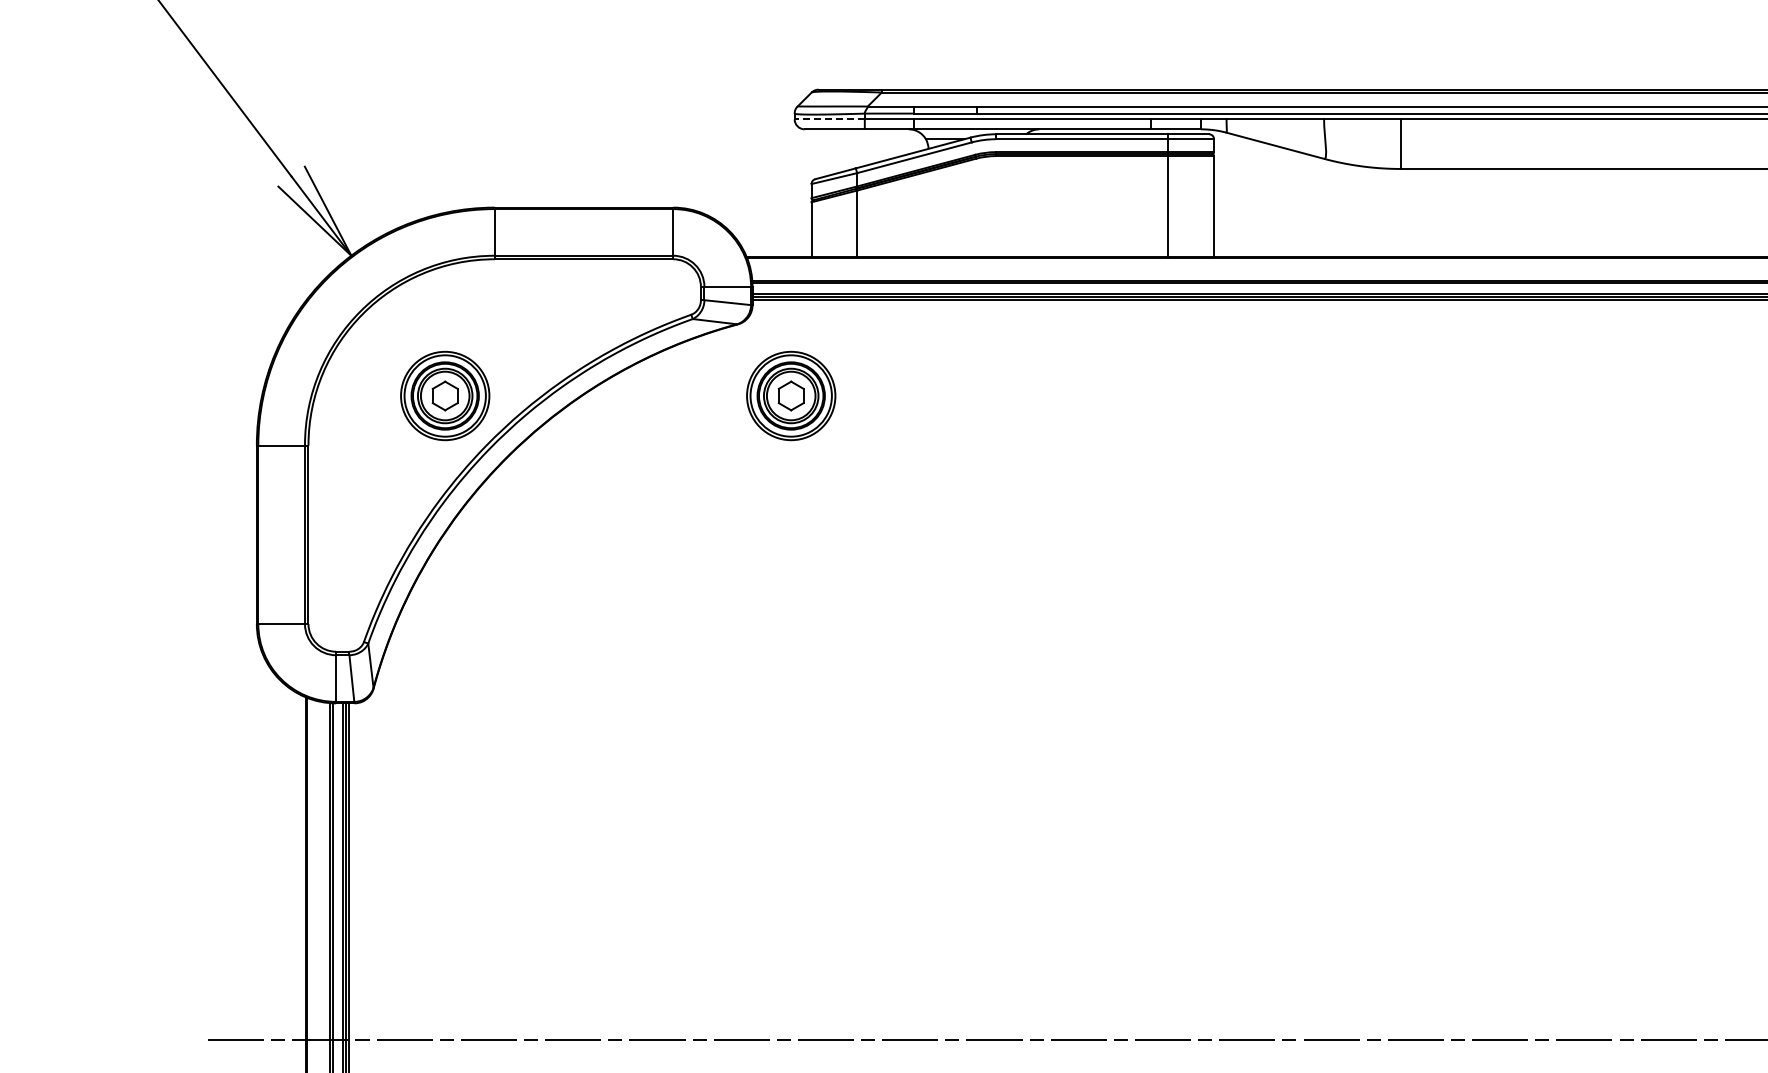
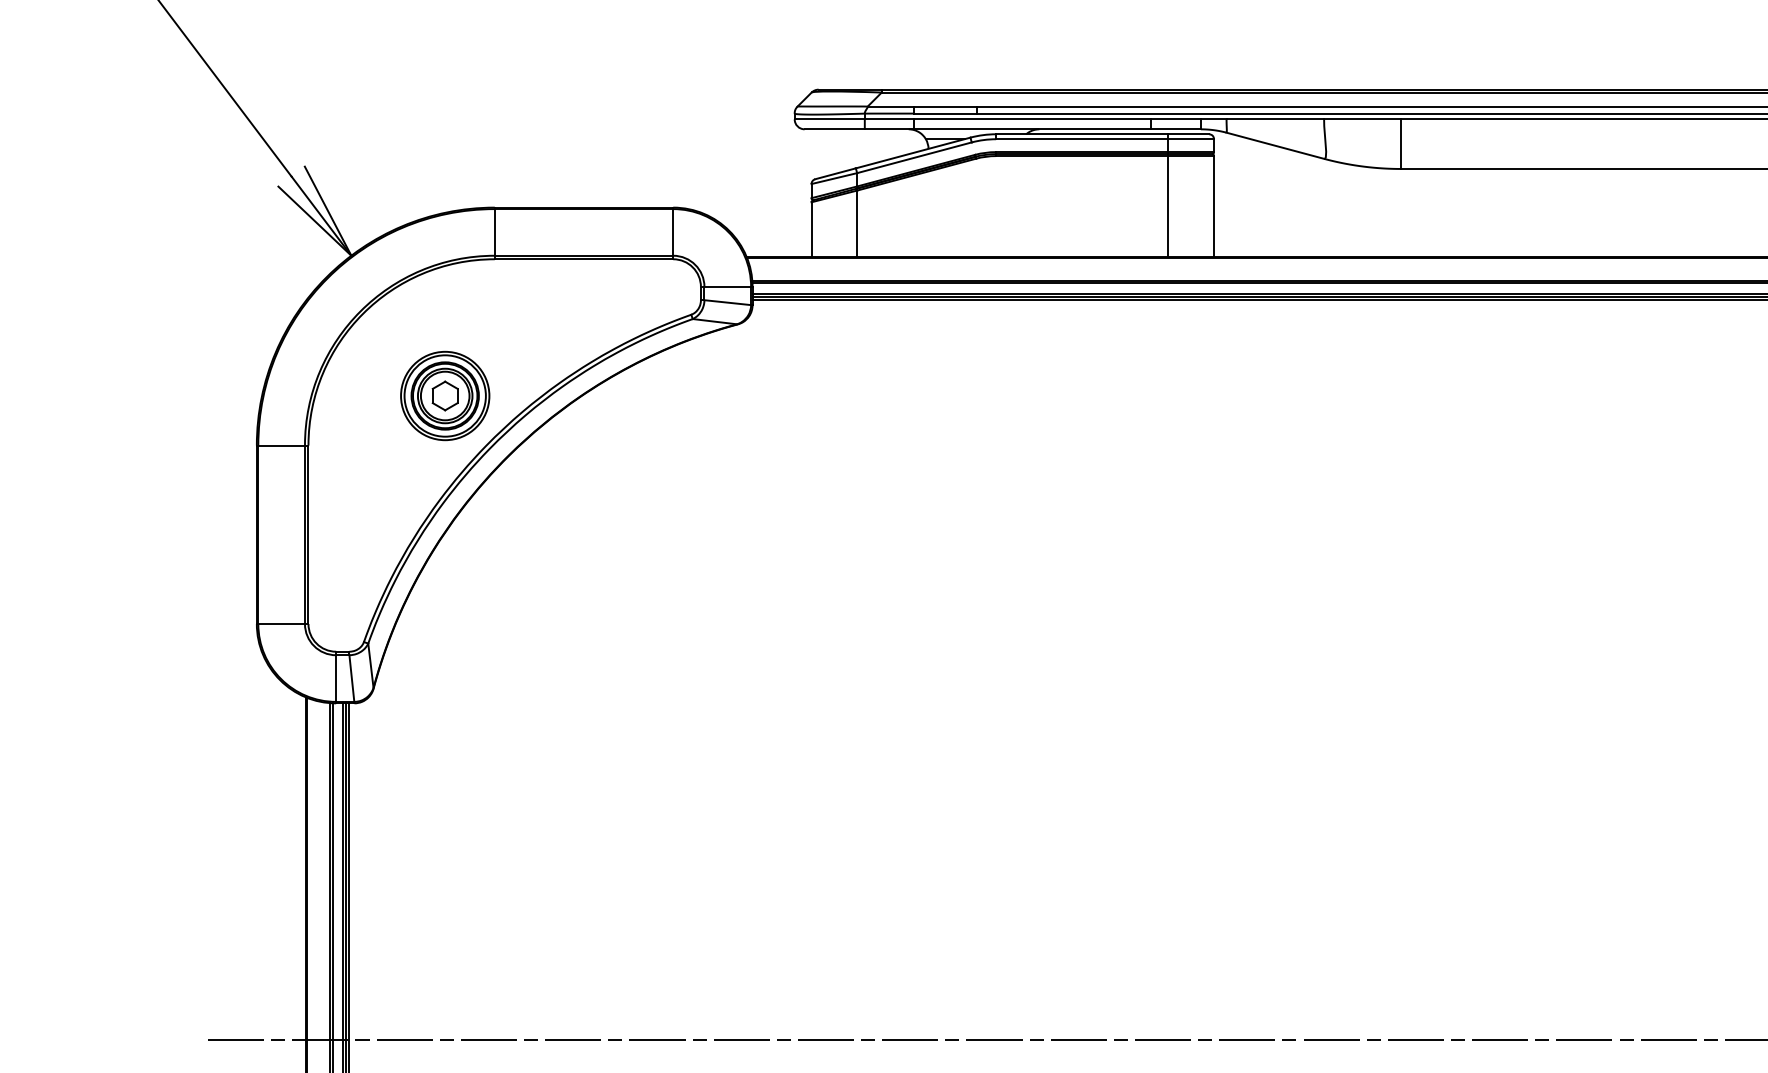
line: dashed -> solid (829, 119)
part: present -> none (791, 395)
